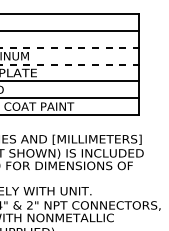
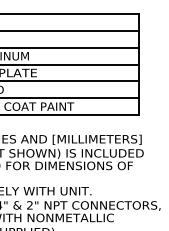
line: dashed -> solid (70, 47)
line: dashed -> solid (70, 64)
